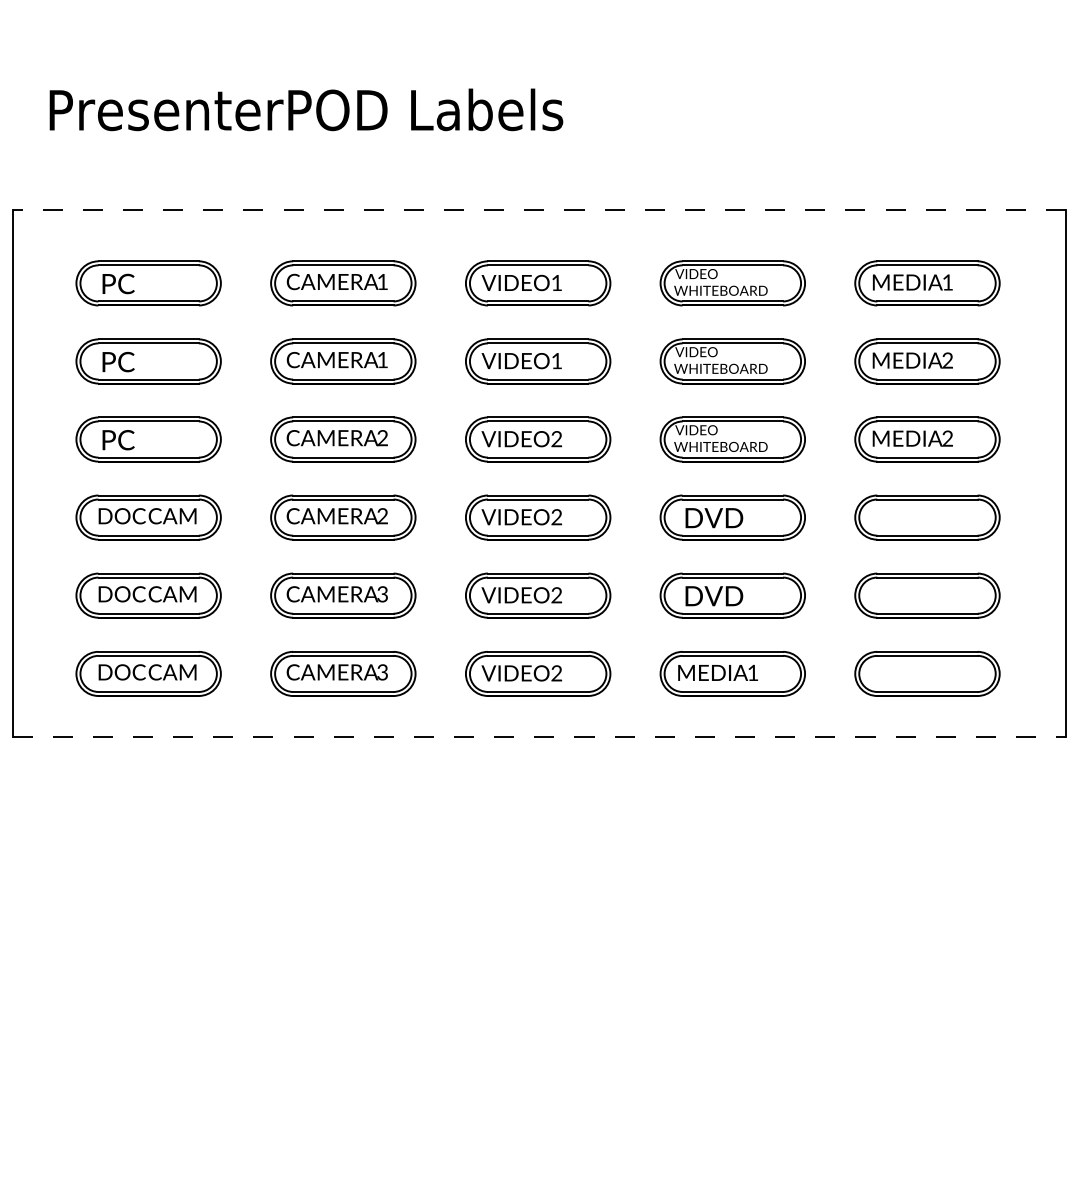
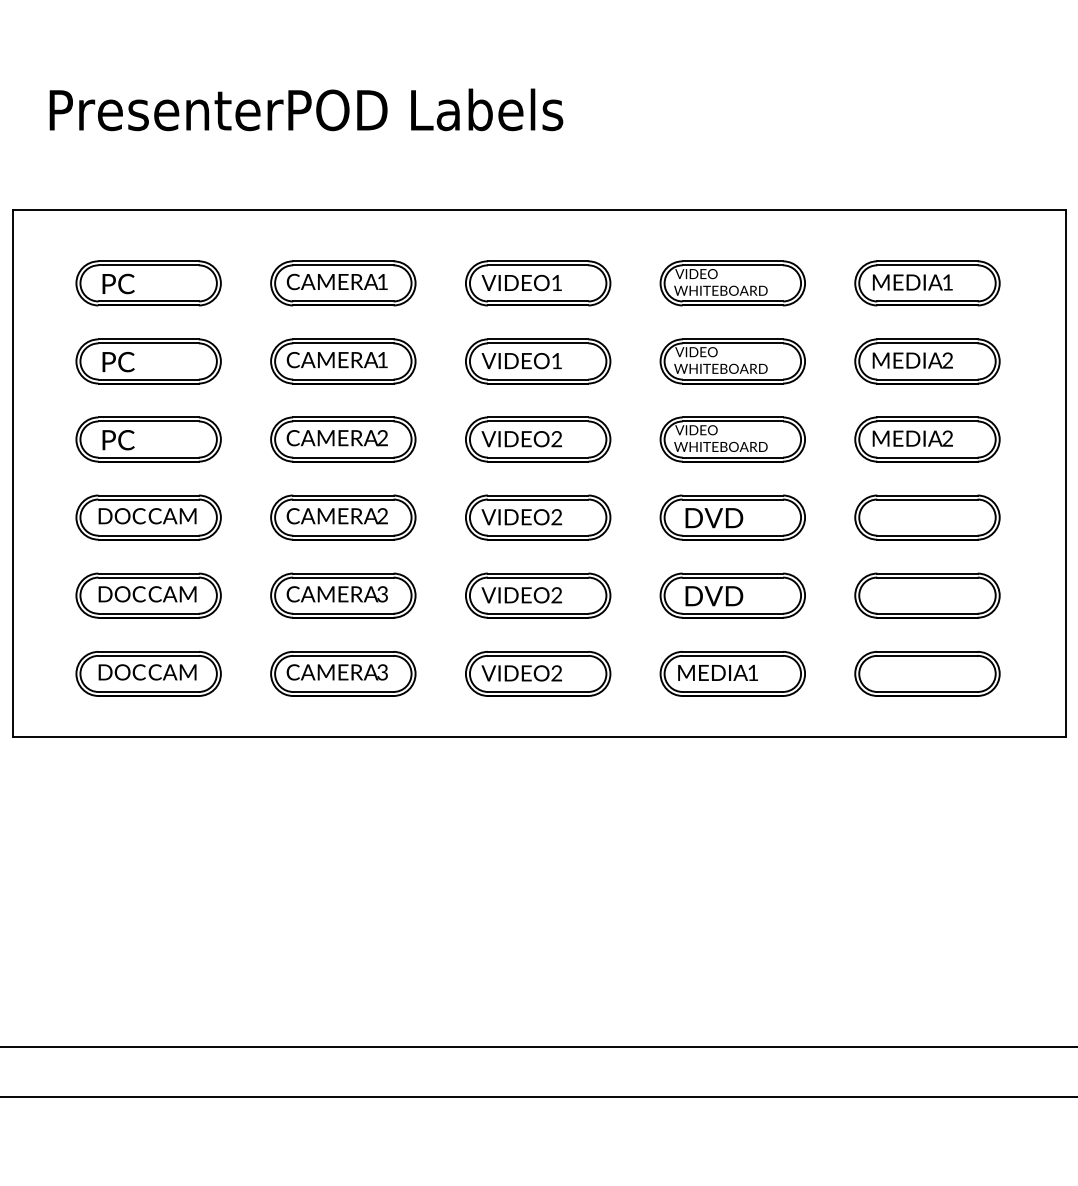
line: dashed -> solid (539, 209)
line: dashed -> solid (539, 737)
line: none -> present (538, 1047)
line: none -> present (538, 1097)
